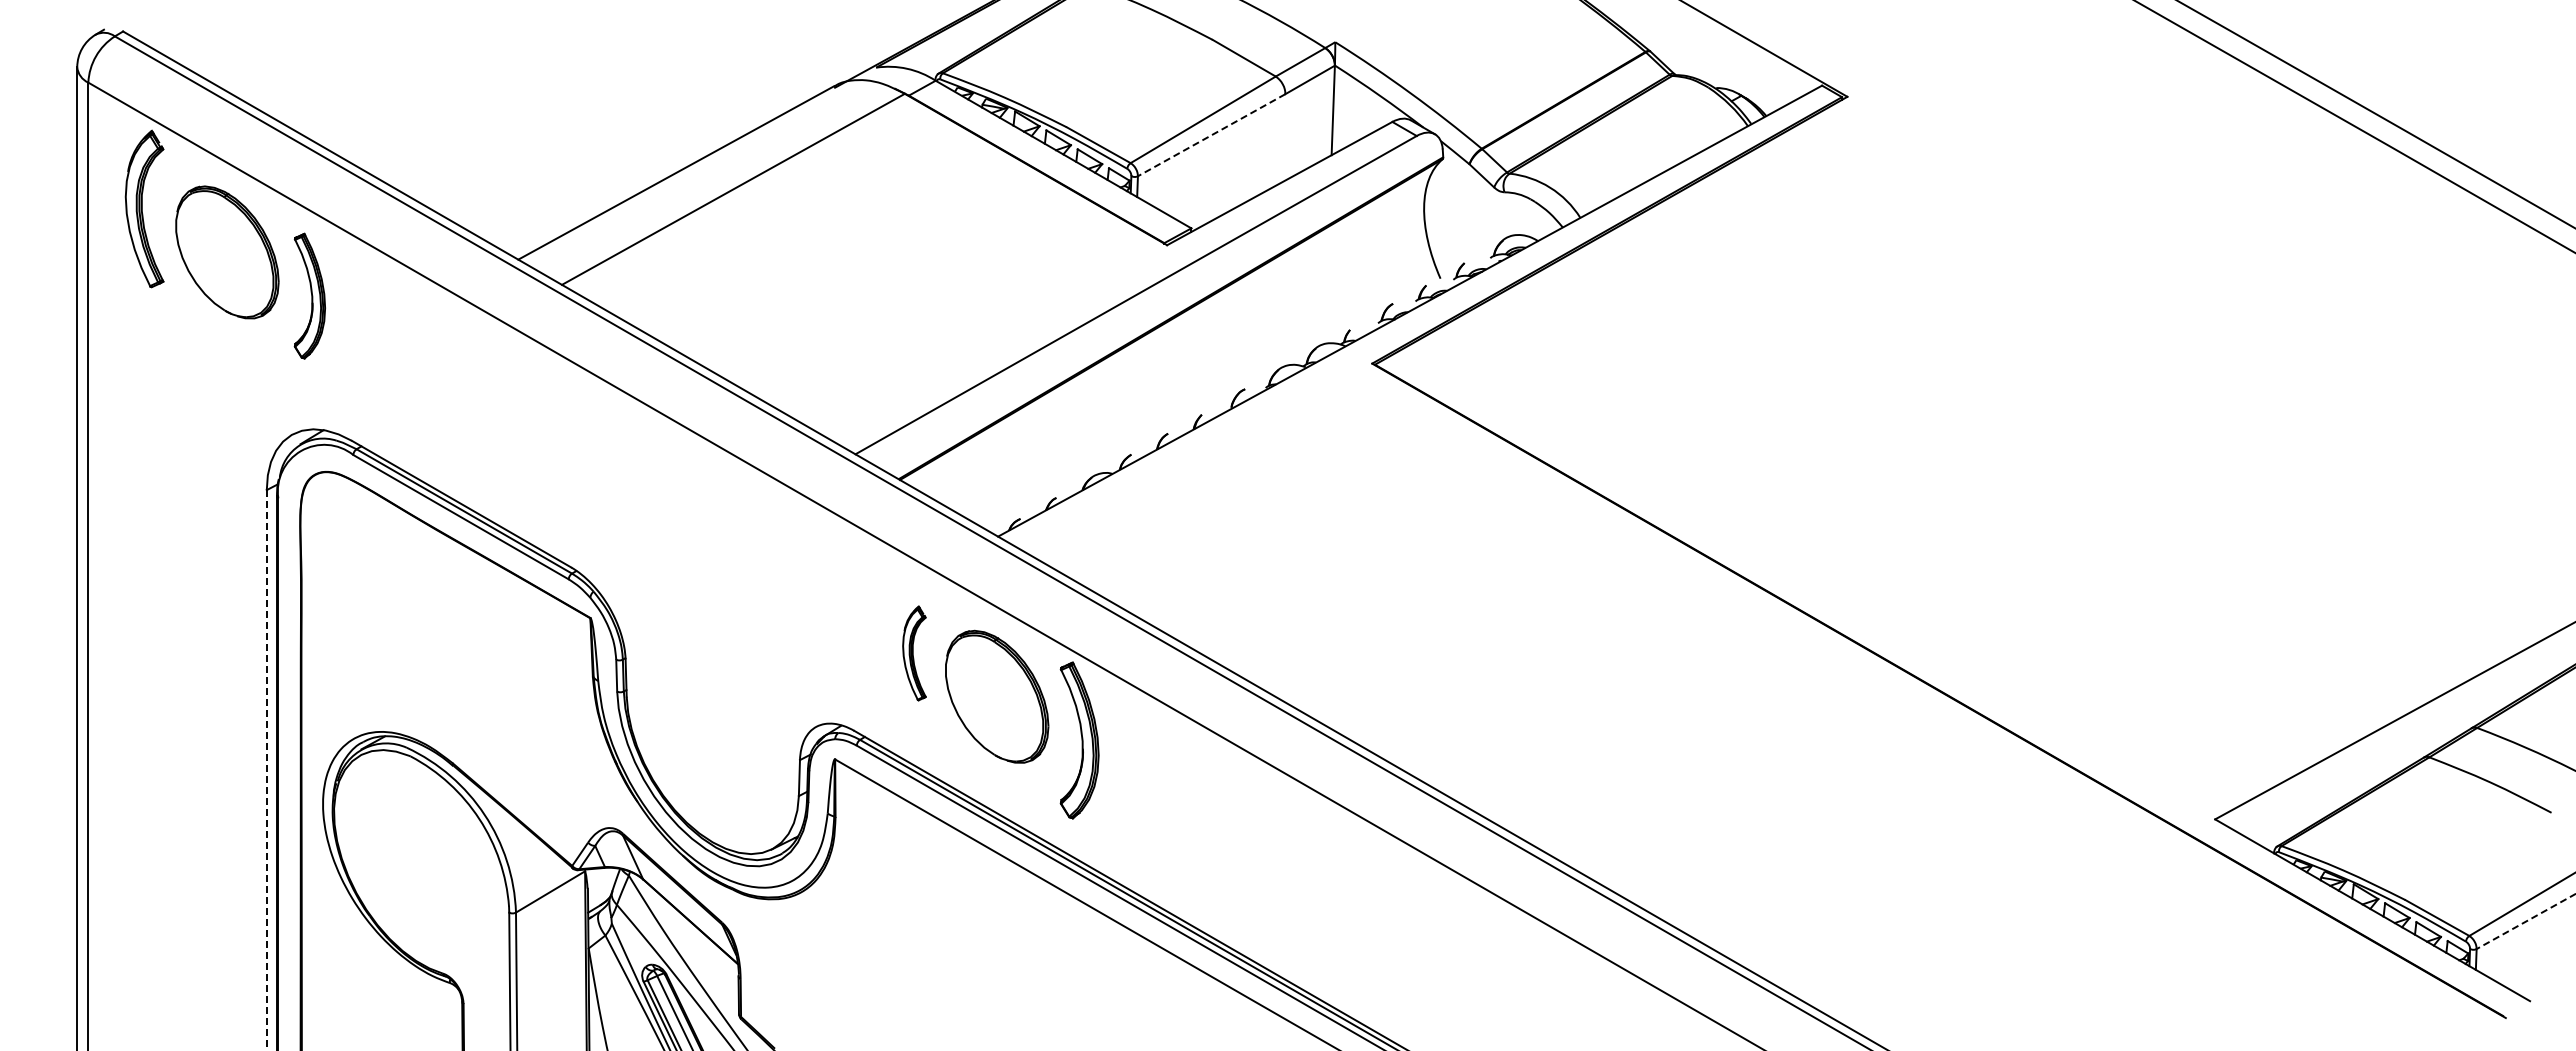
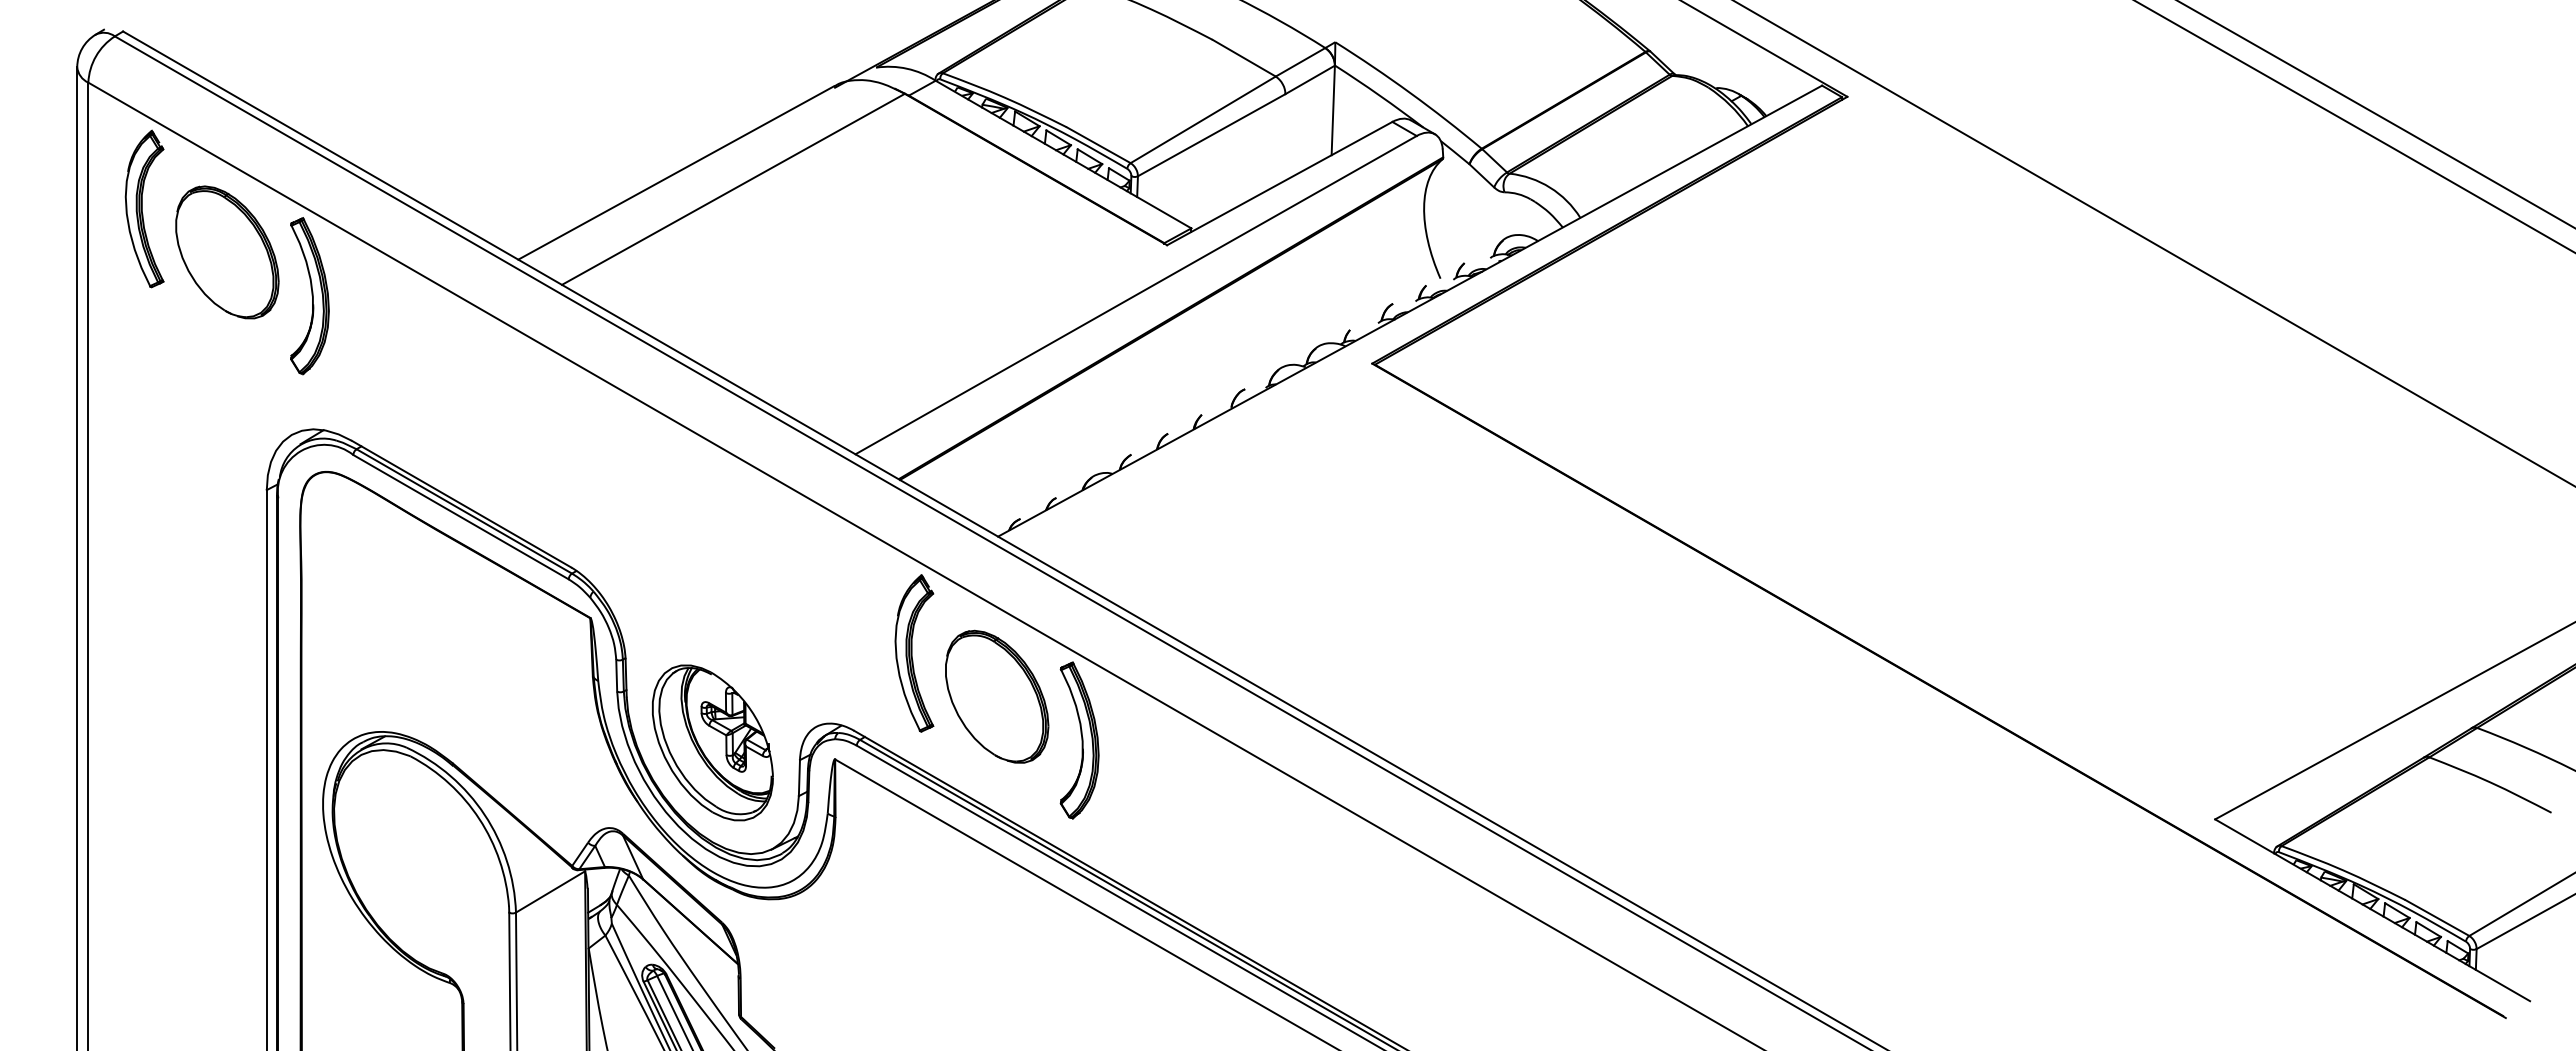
line: dashed -> solid (1211, 135)
line: none -> present (2154, 243)
part size: 33x128 px -> 40x159 px (309, 296)
part size: 25x97 px -> 41x159 px (914, 653)
part: none -> present (712, 742)
line: dashed -> solid (266, 770)
line: dashed -> solid (2525, 921)
